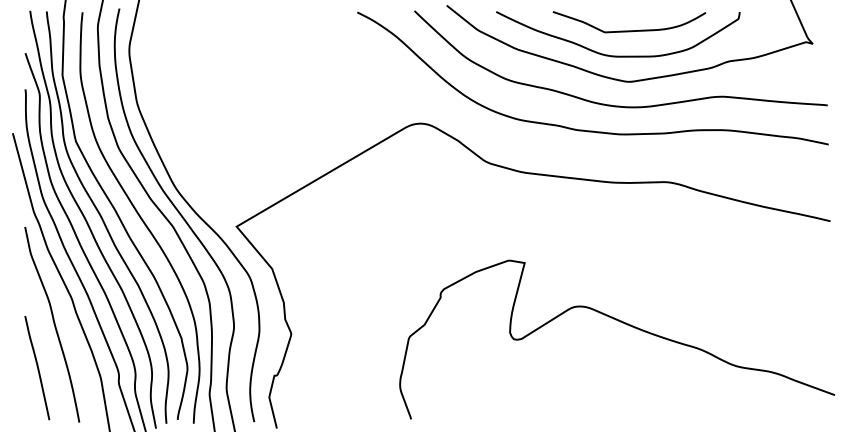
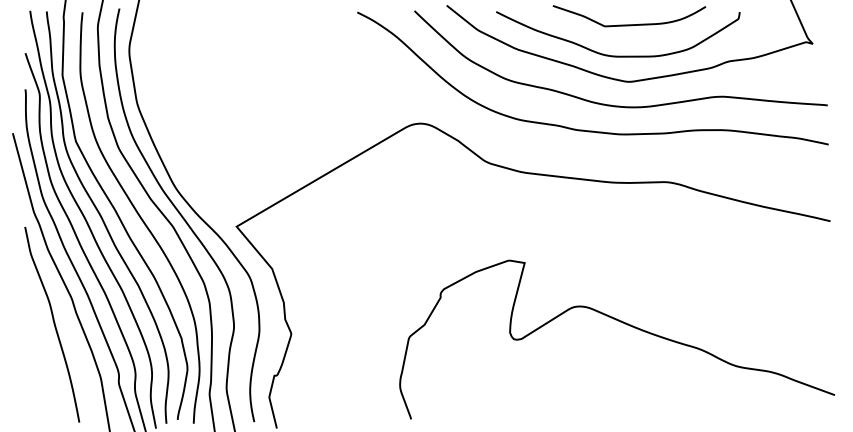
curve position: (629, 30) -> (629, 24) (629, 24)
line: present -> none (37, 368)
